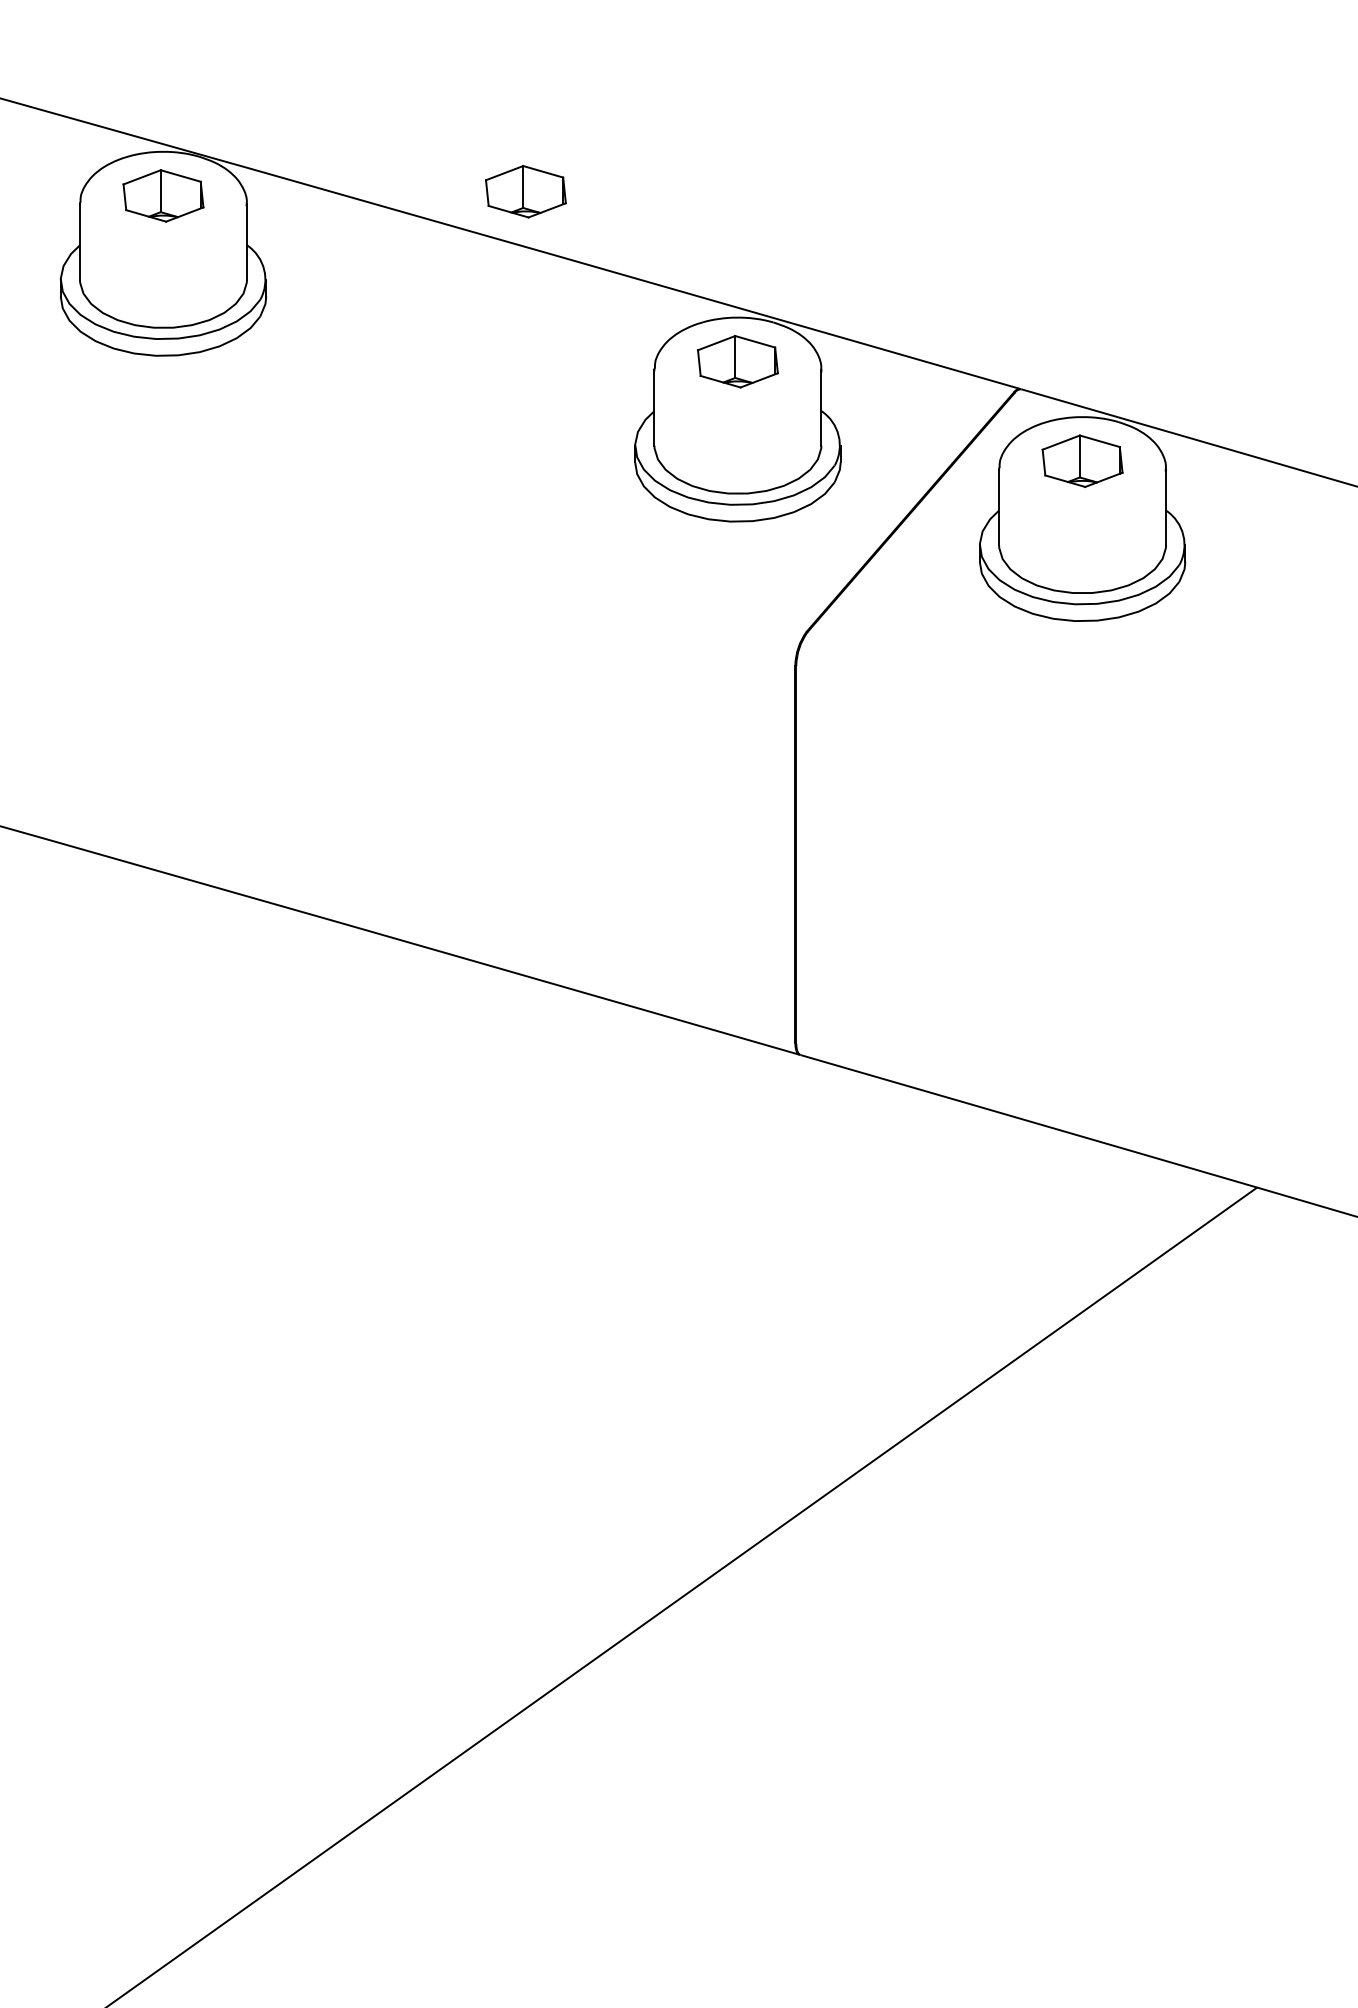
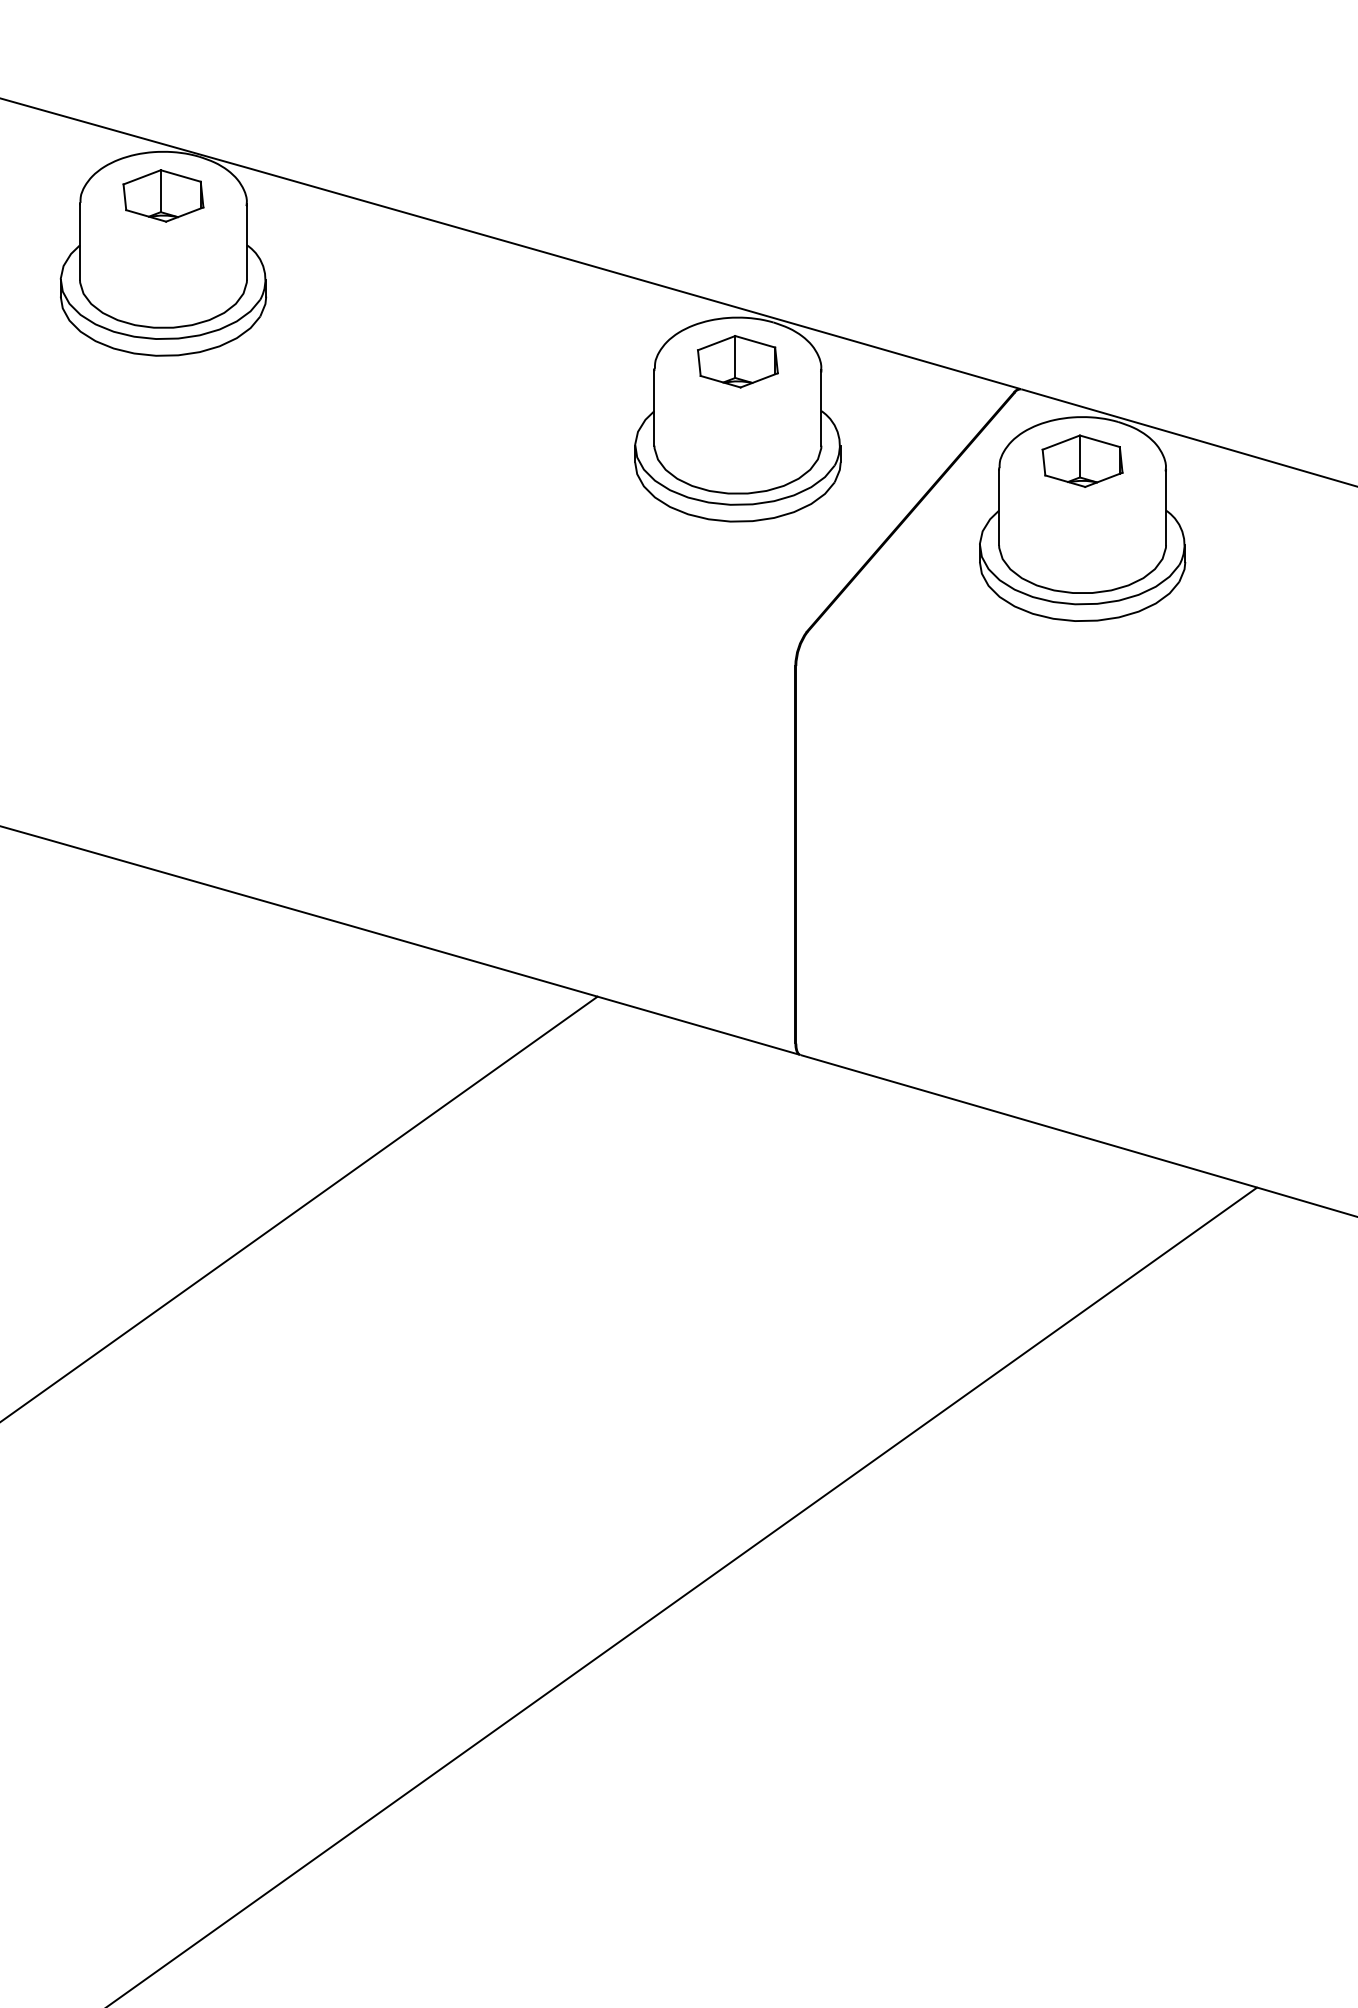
part: present -> none (525, 191)
line: none -> present (299, 1208)
